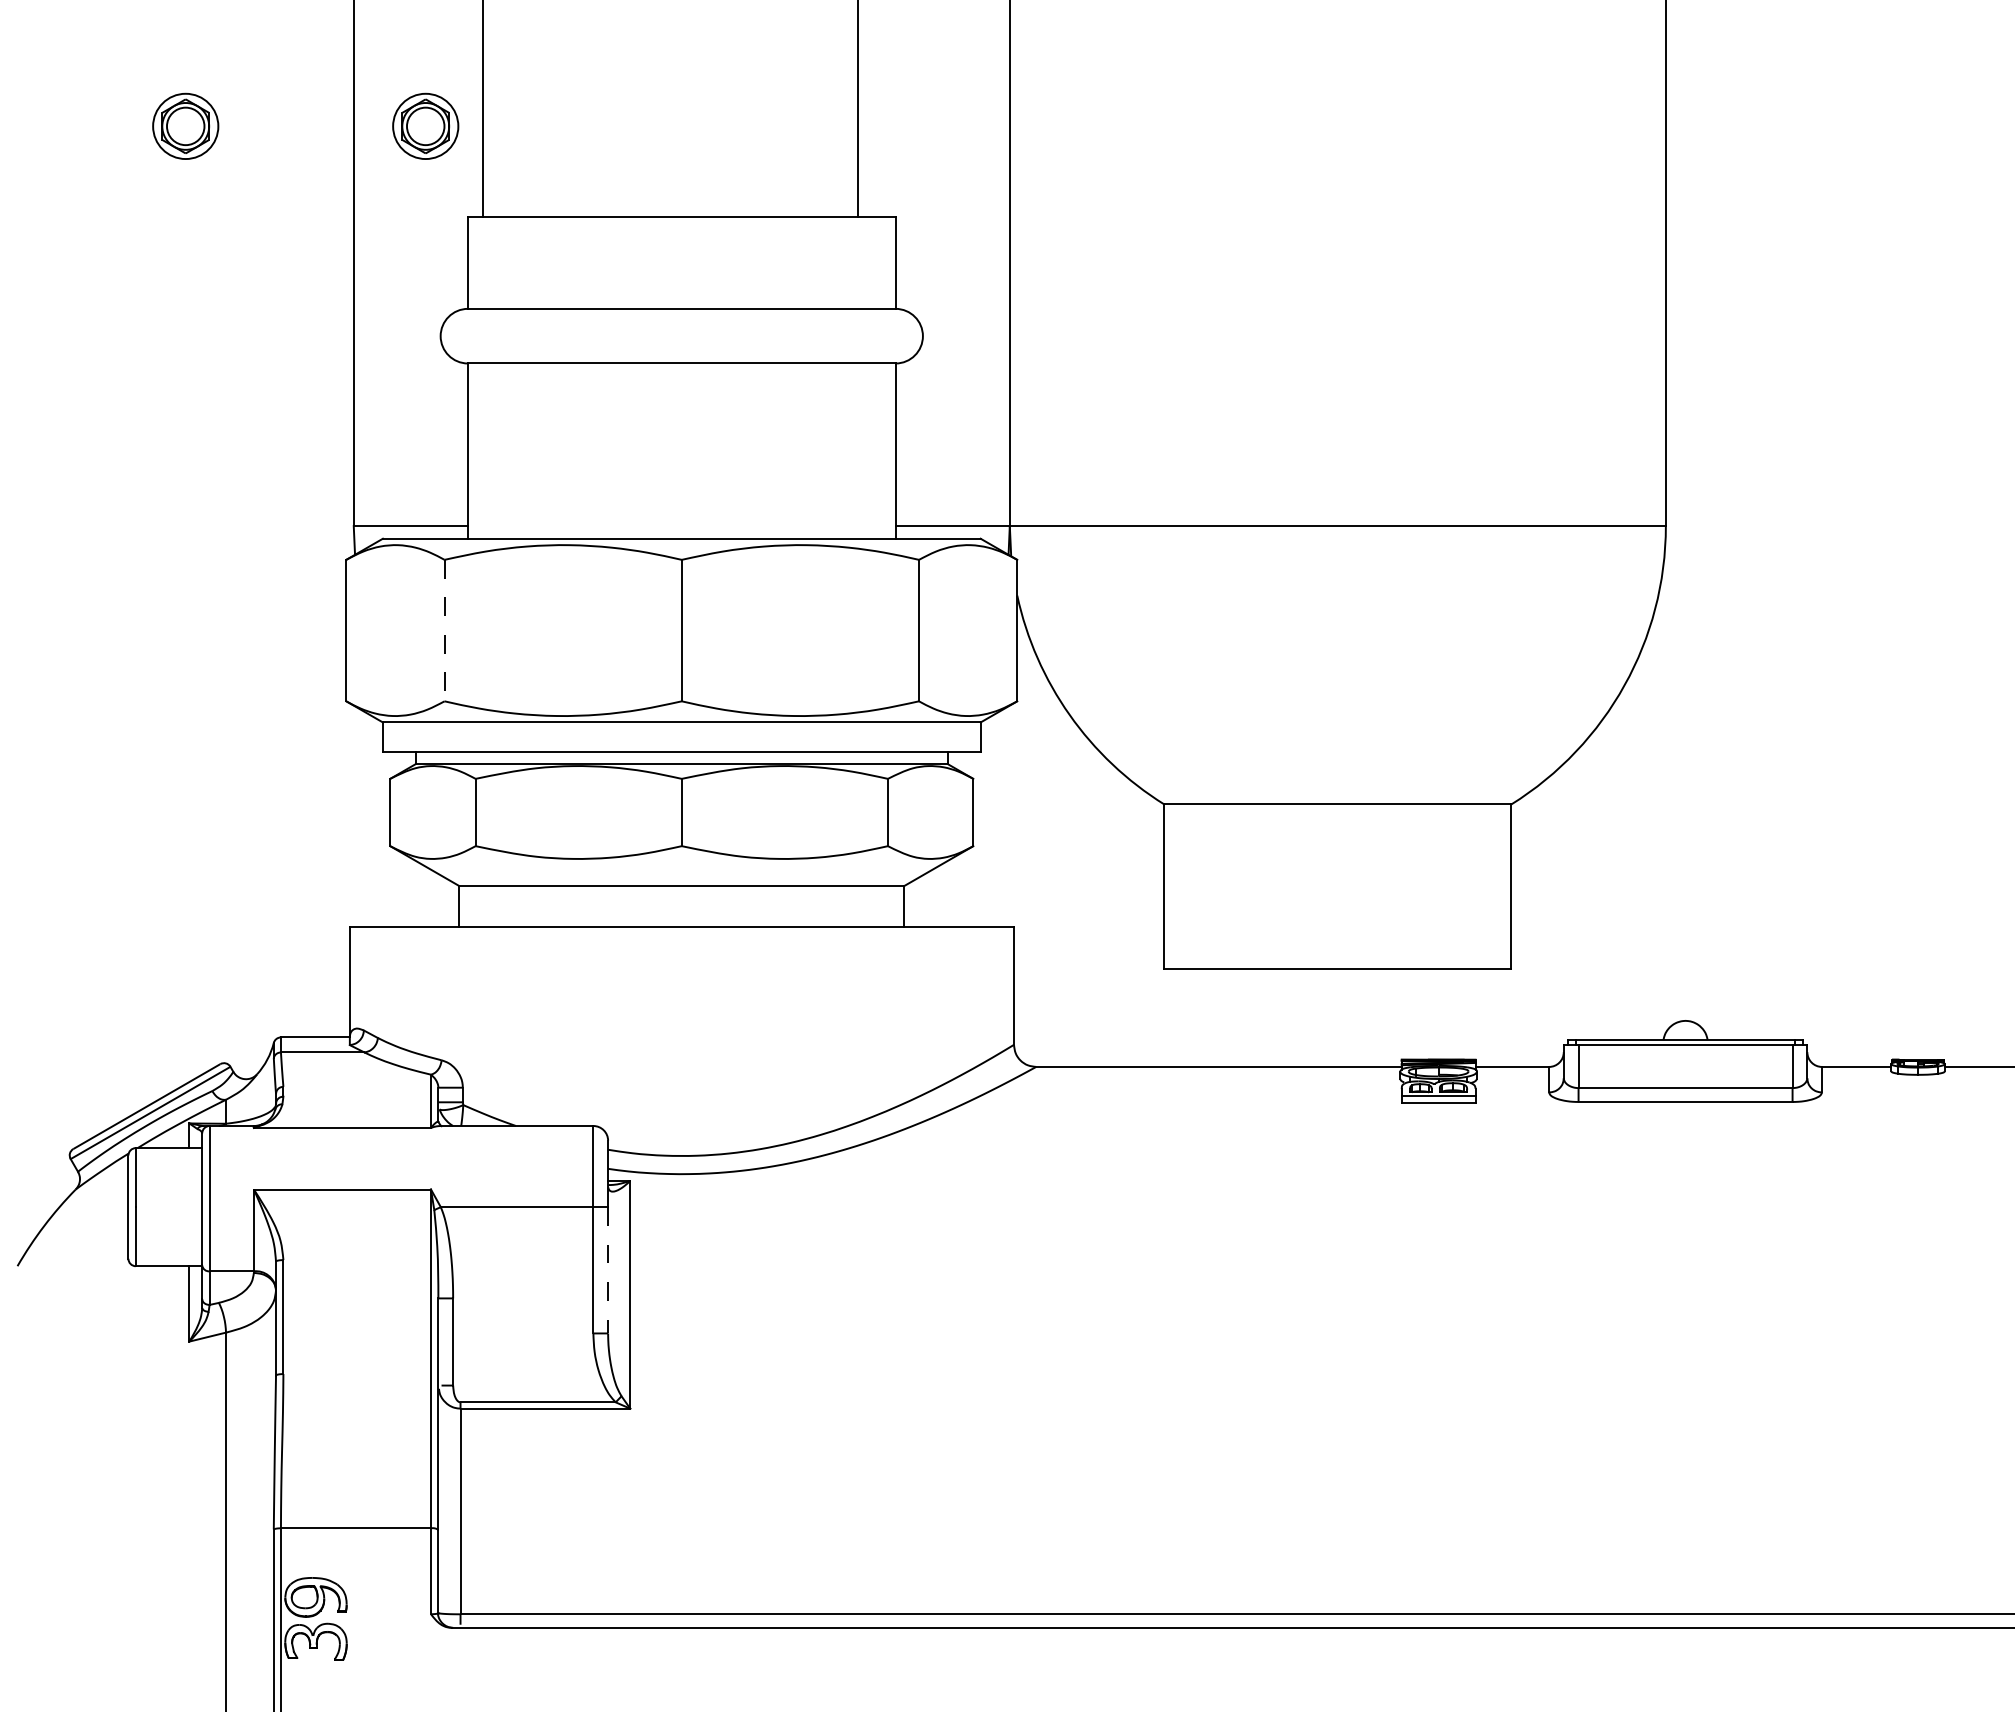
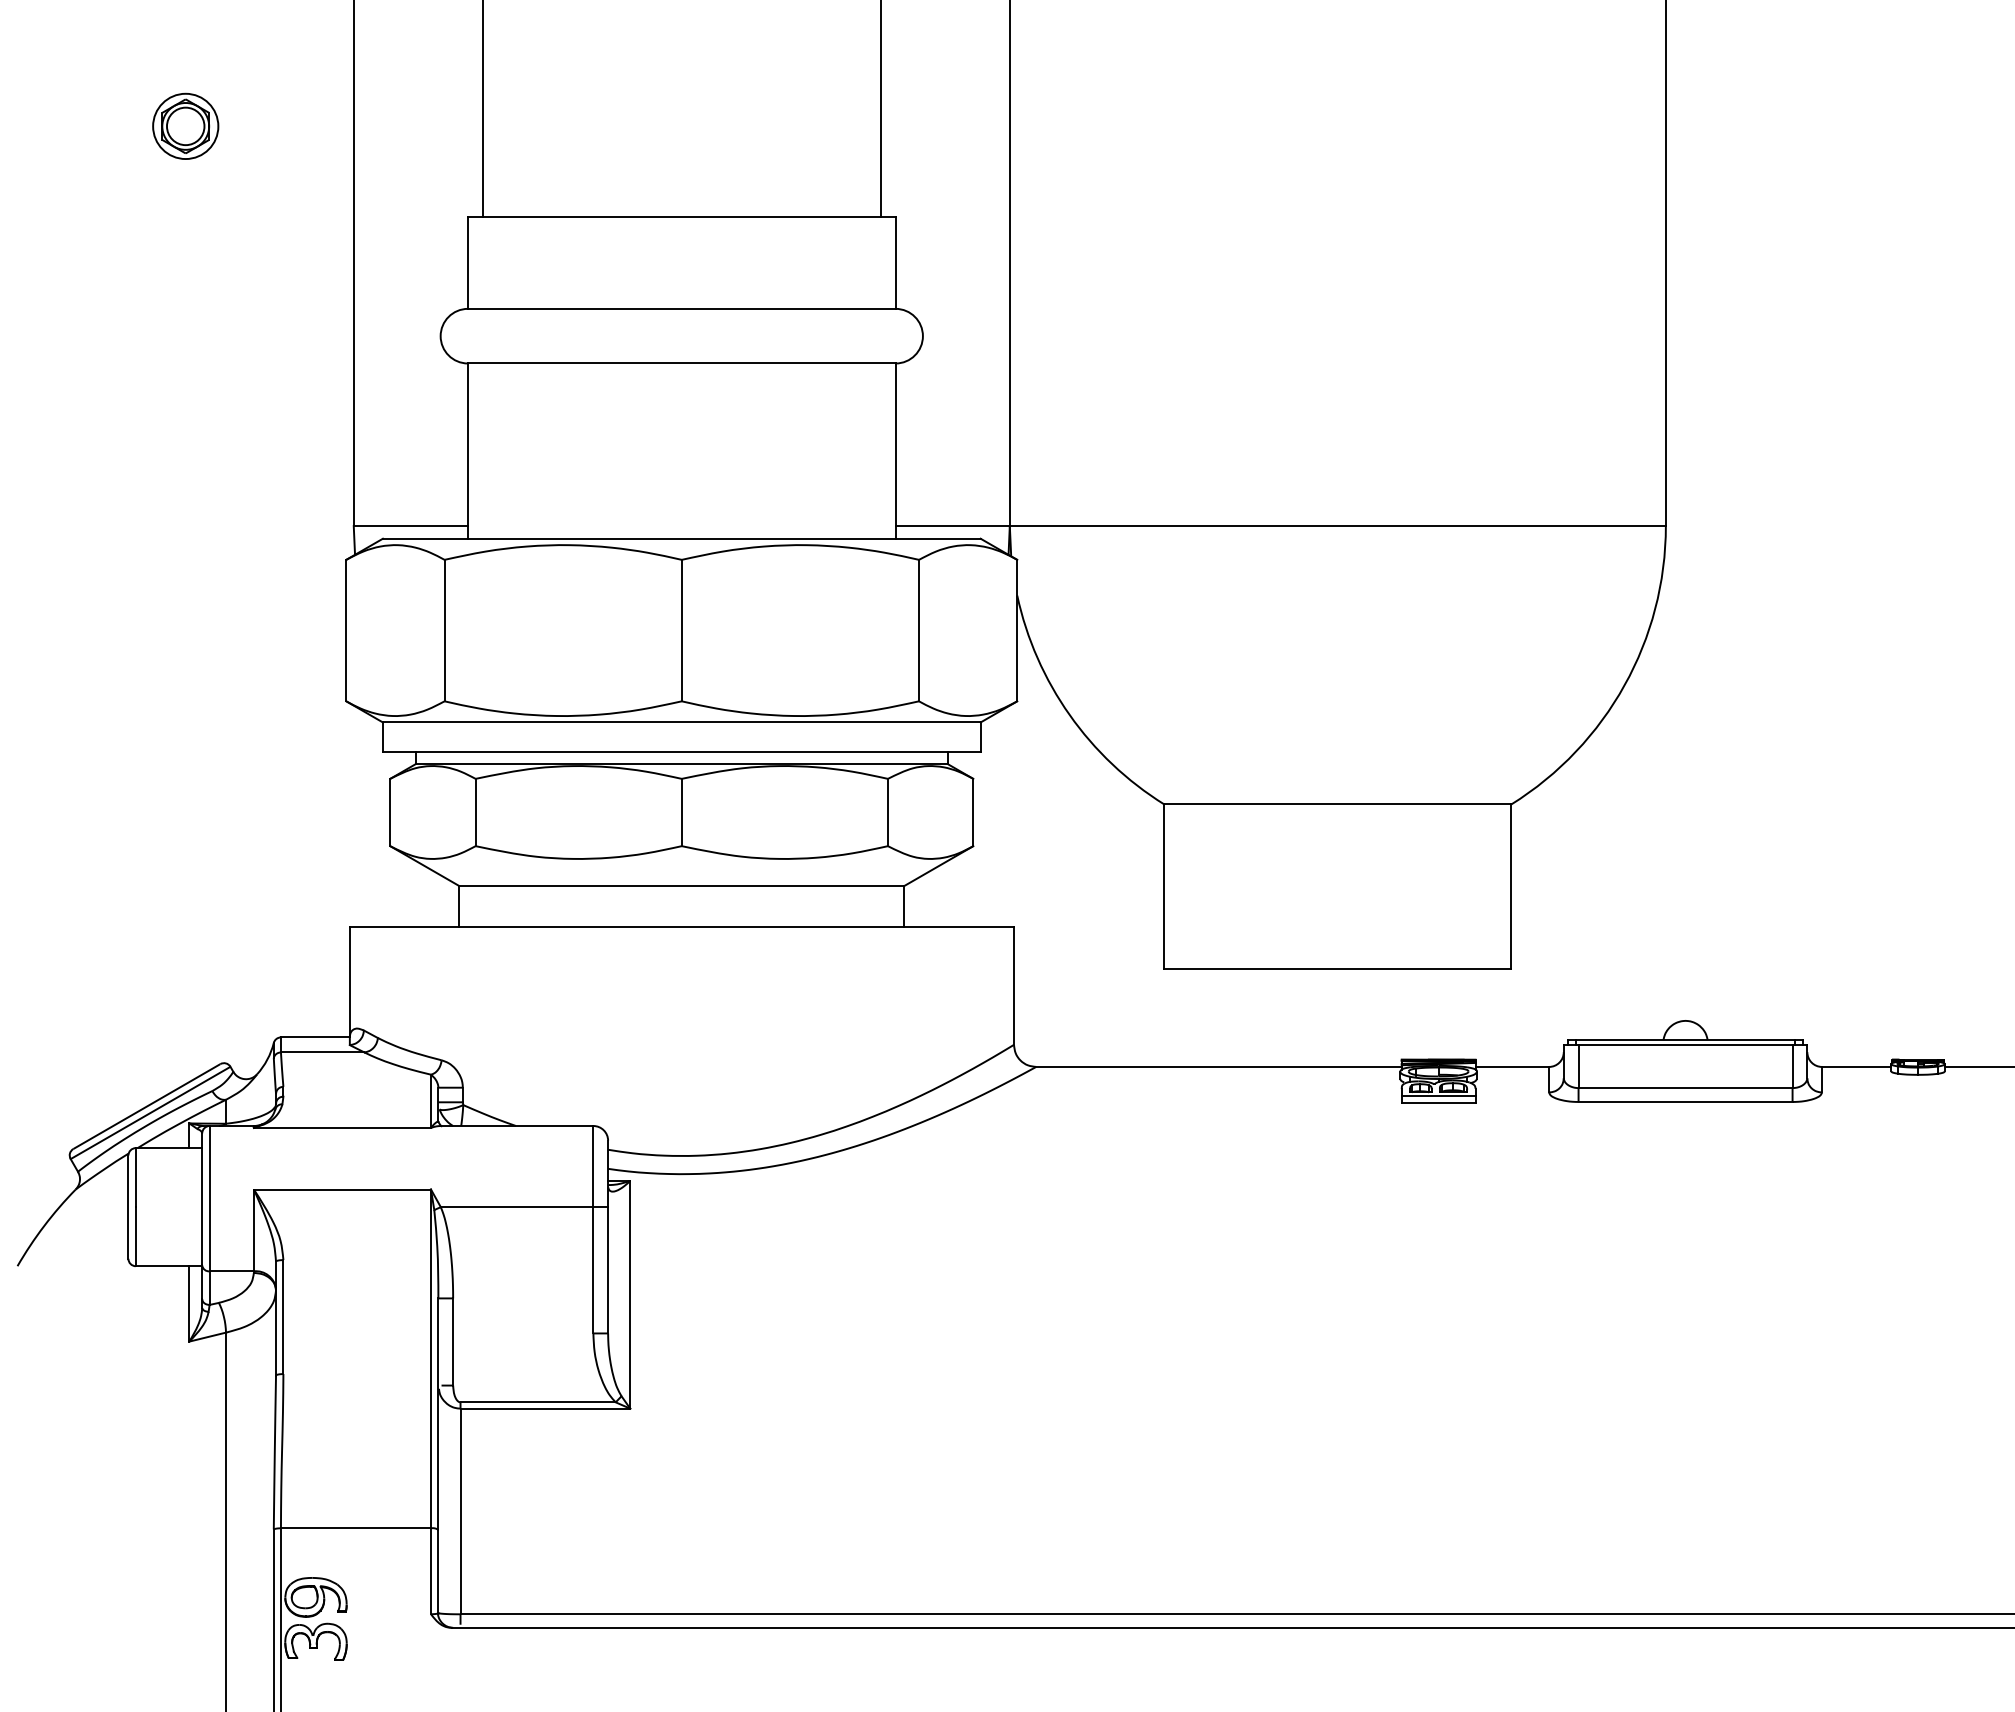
line position: (857, 109) -> (880, 109) (880, 109)
part: present -> none (425, 125)
line: dashed -> solid (444, 630)
line: dashed -> solid (608, 1270)
